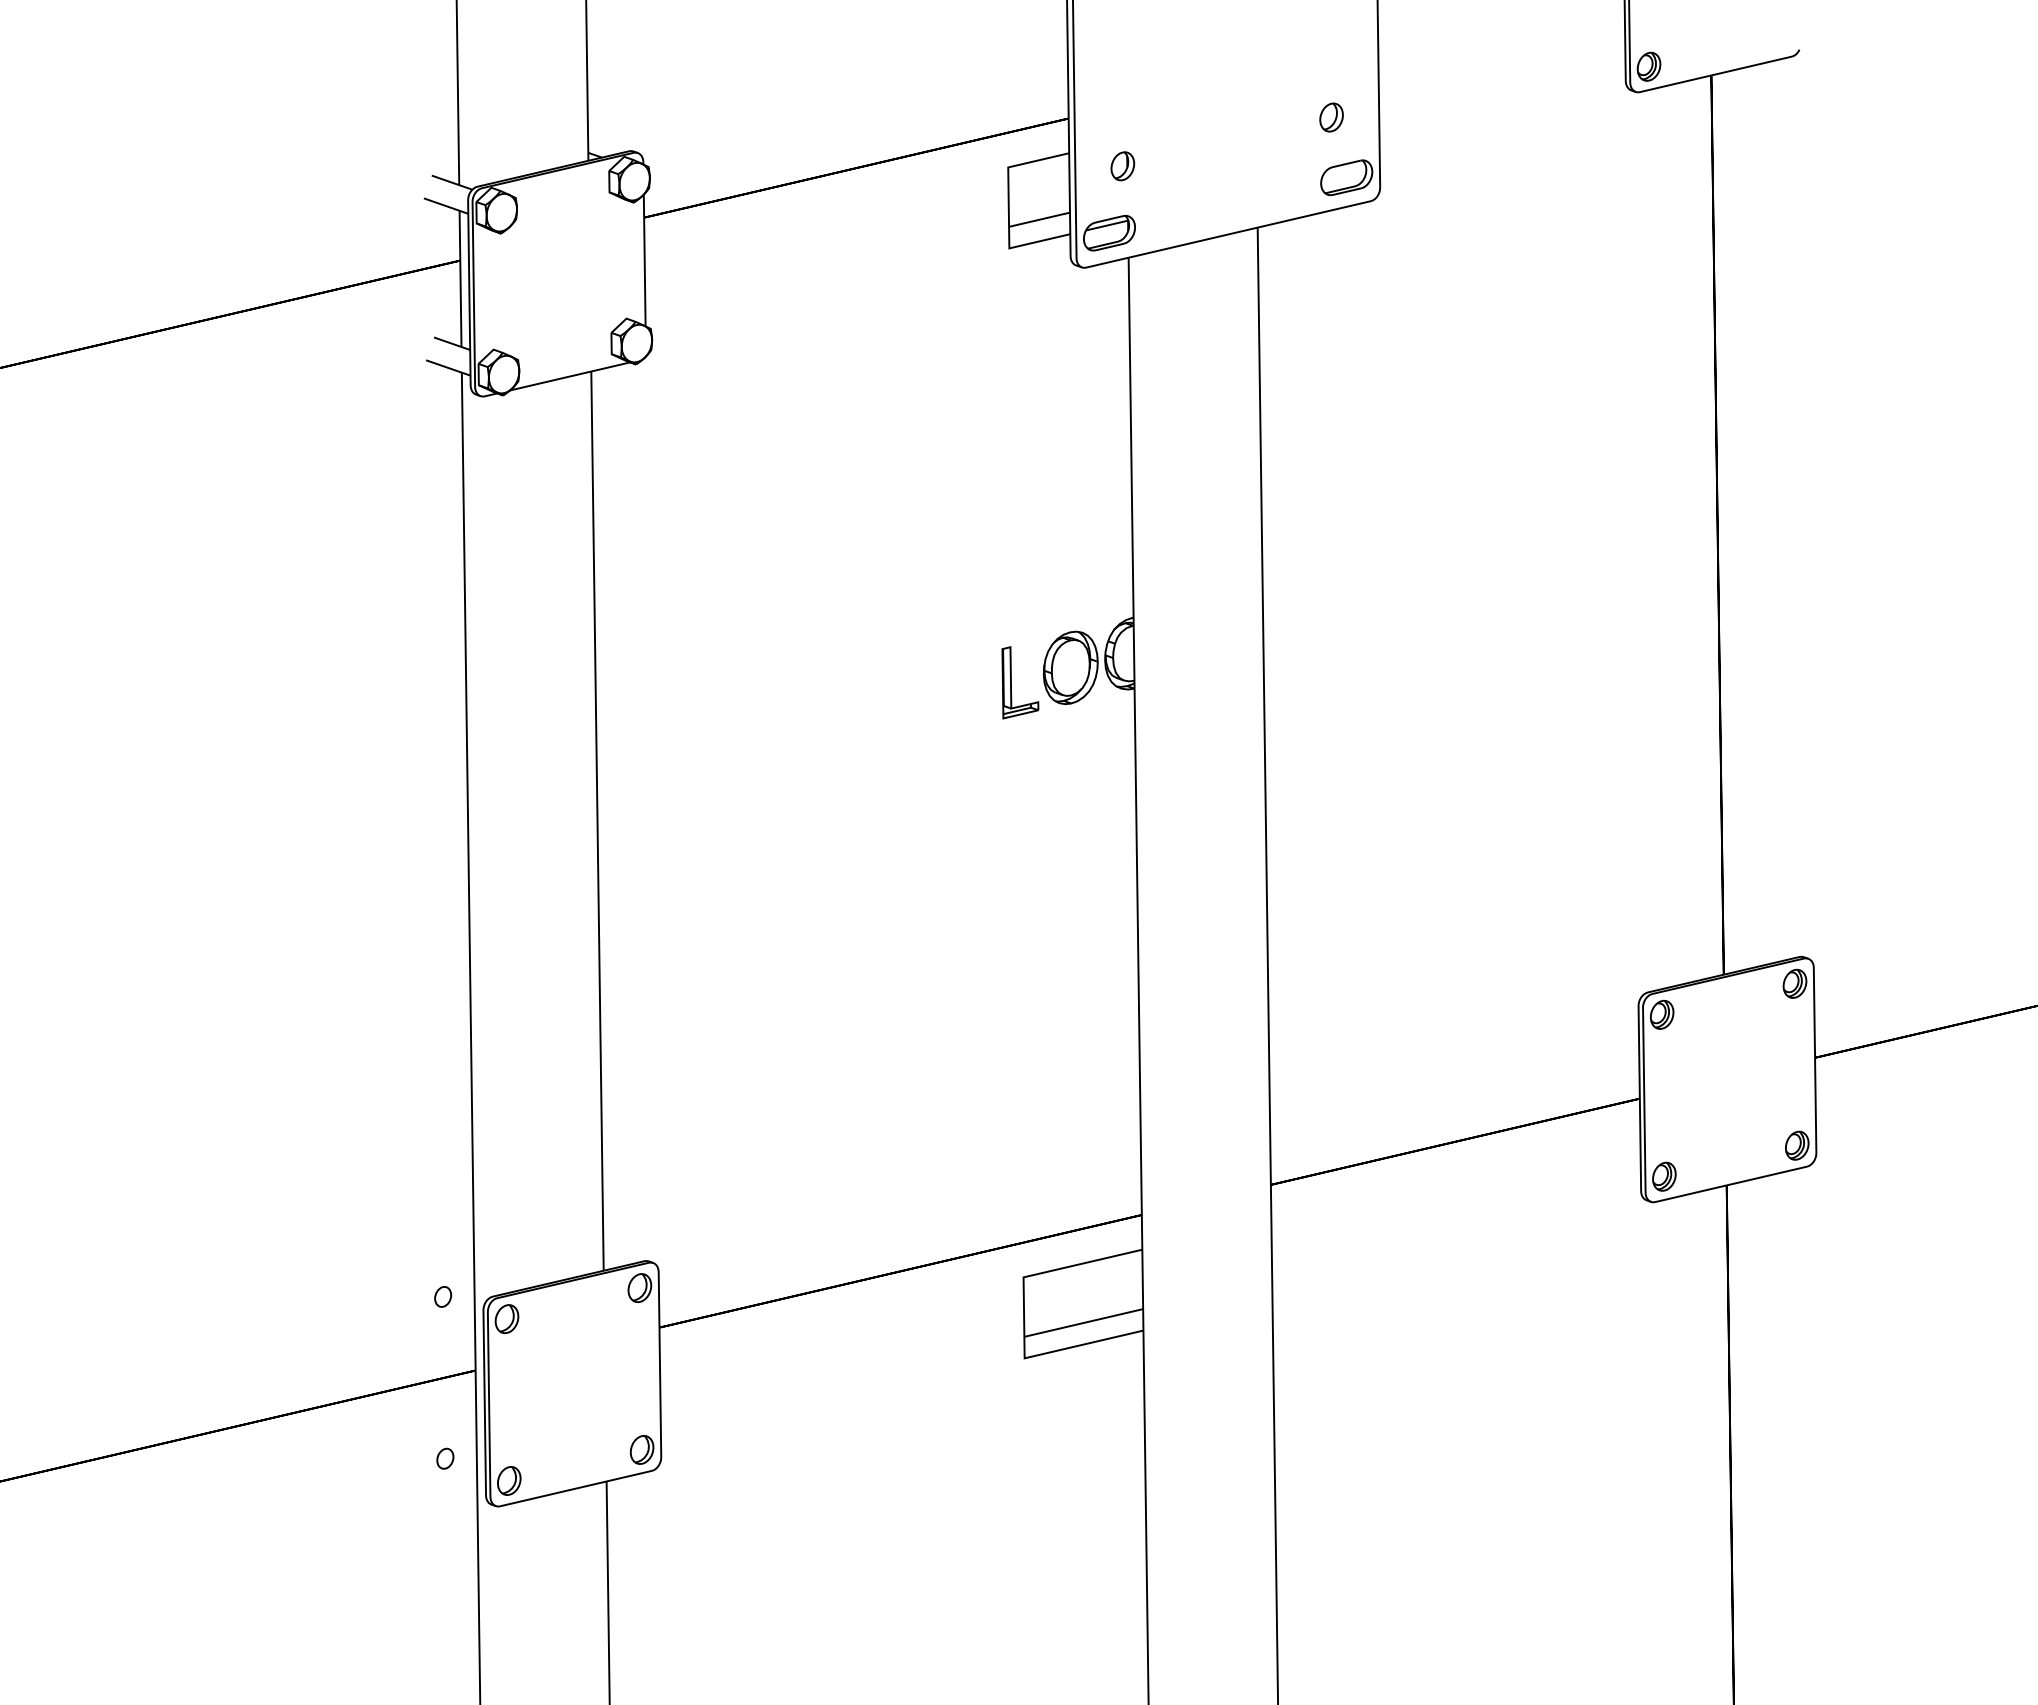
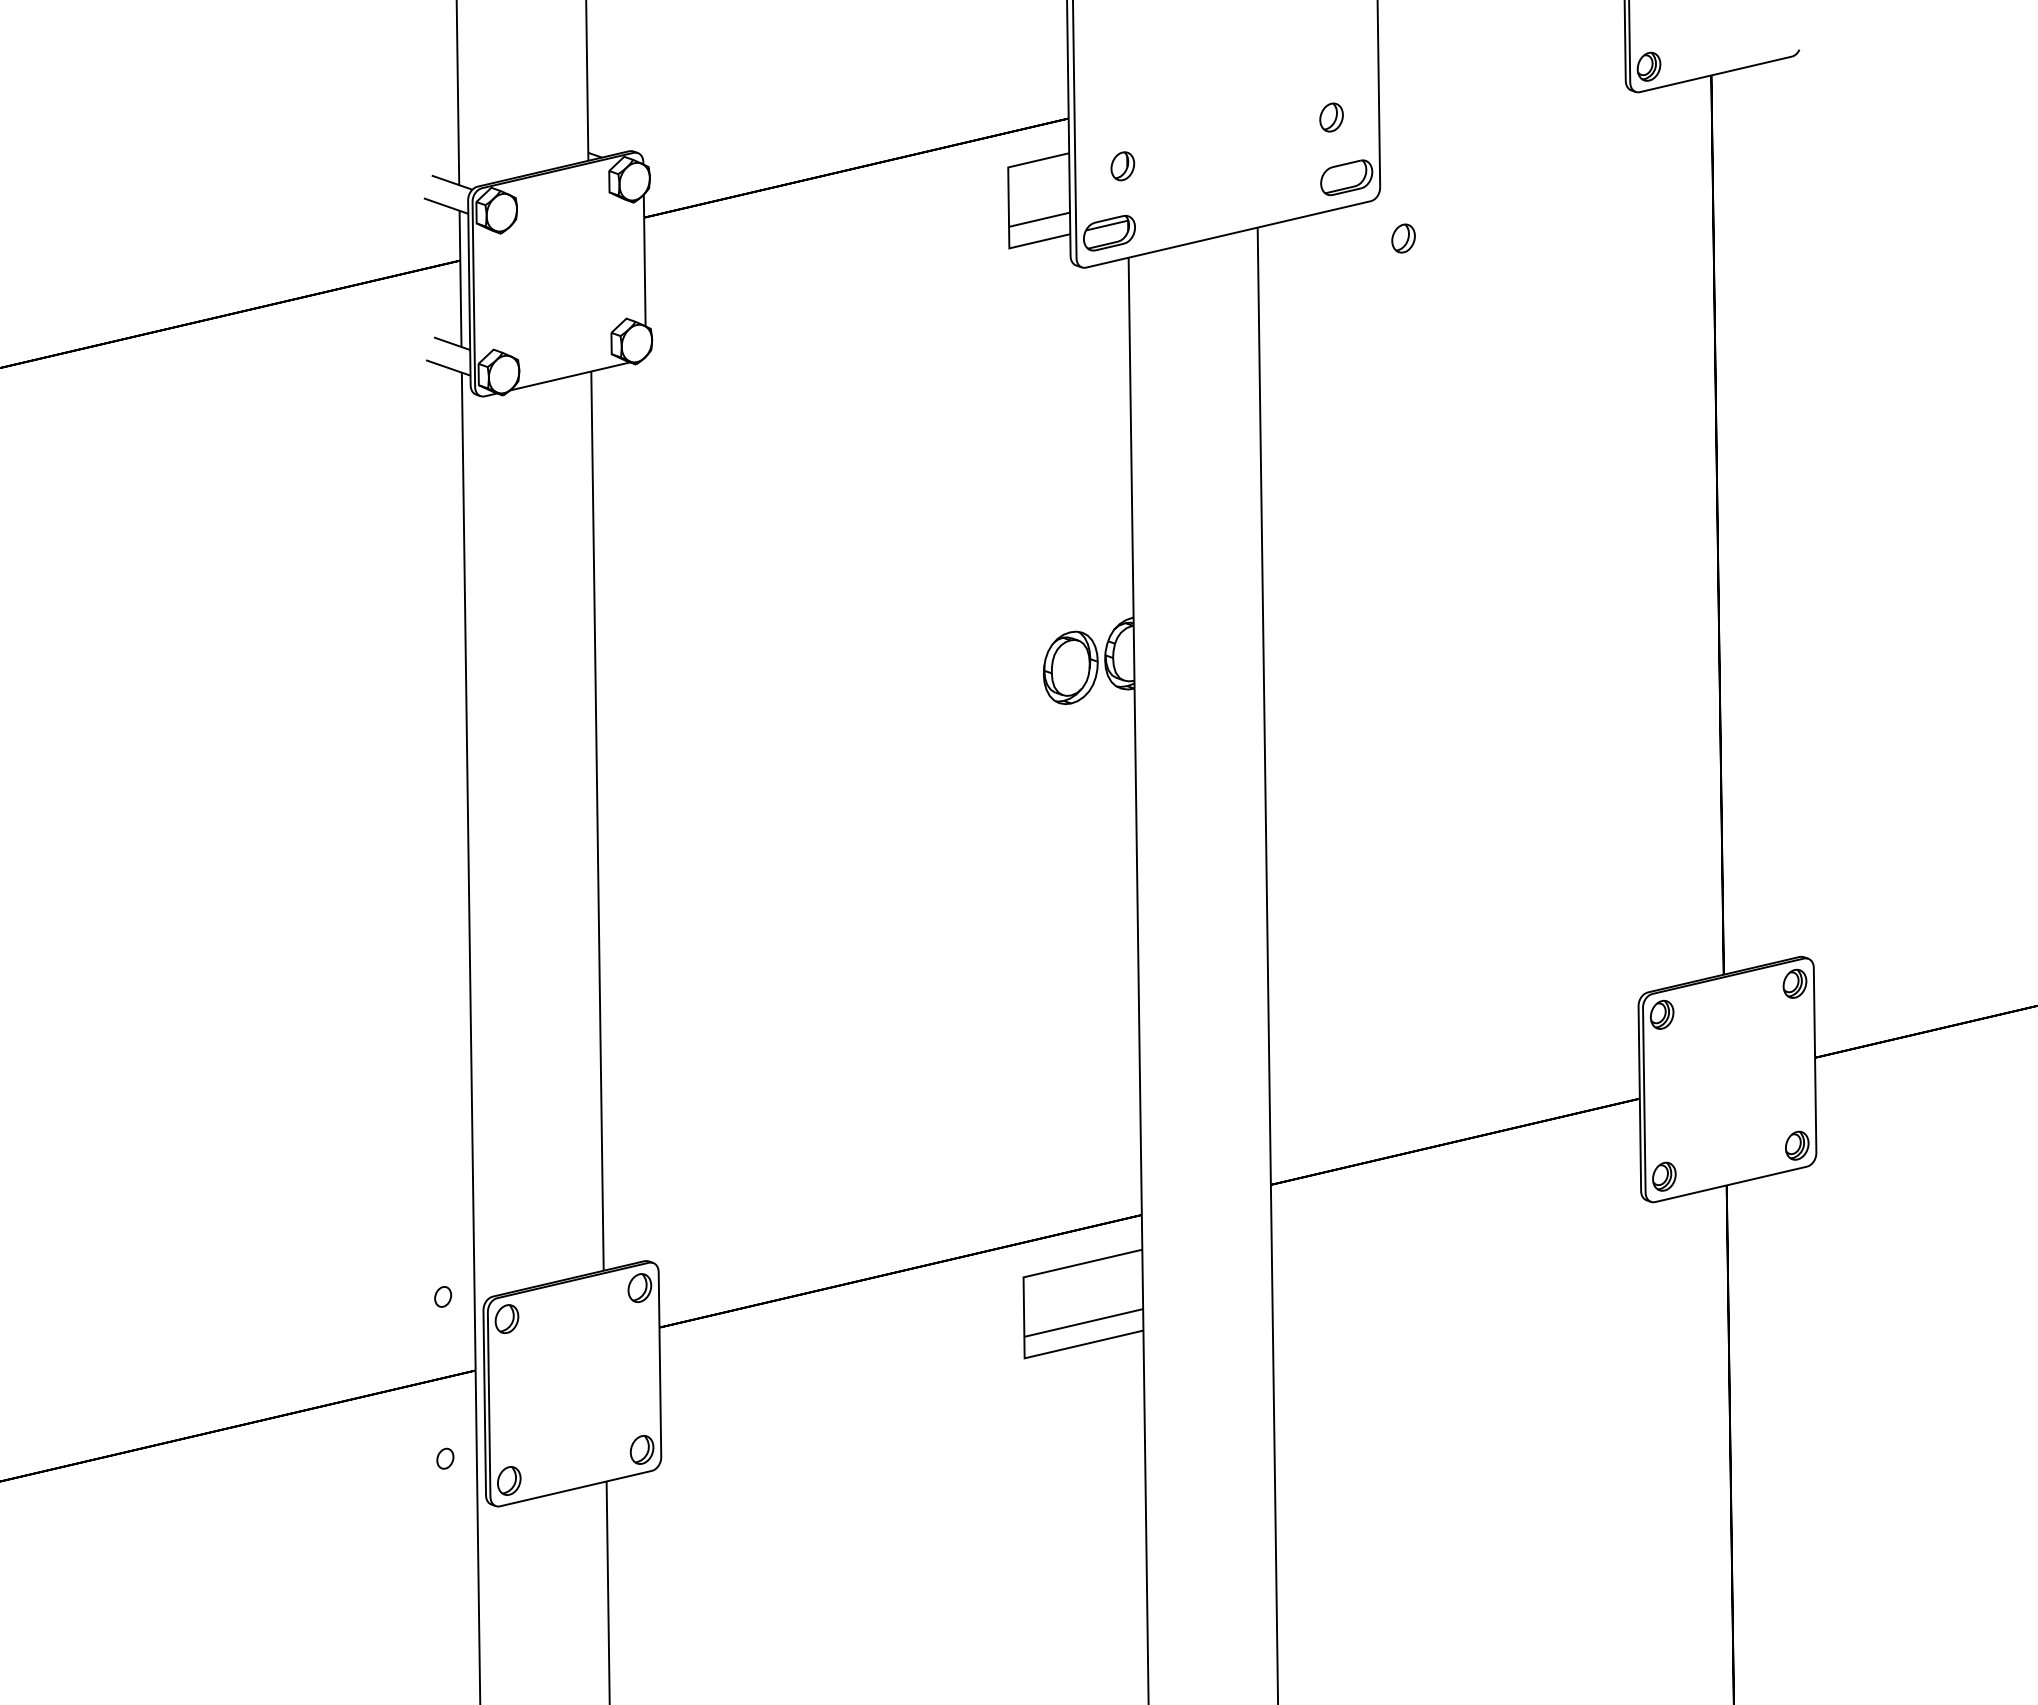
part: none -> present (1403, 238)
part: present -> none (1011, 682)
